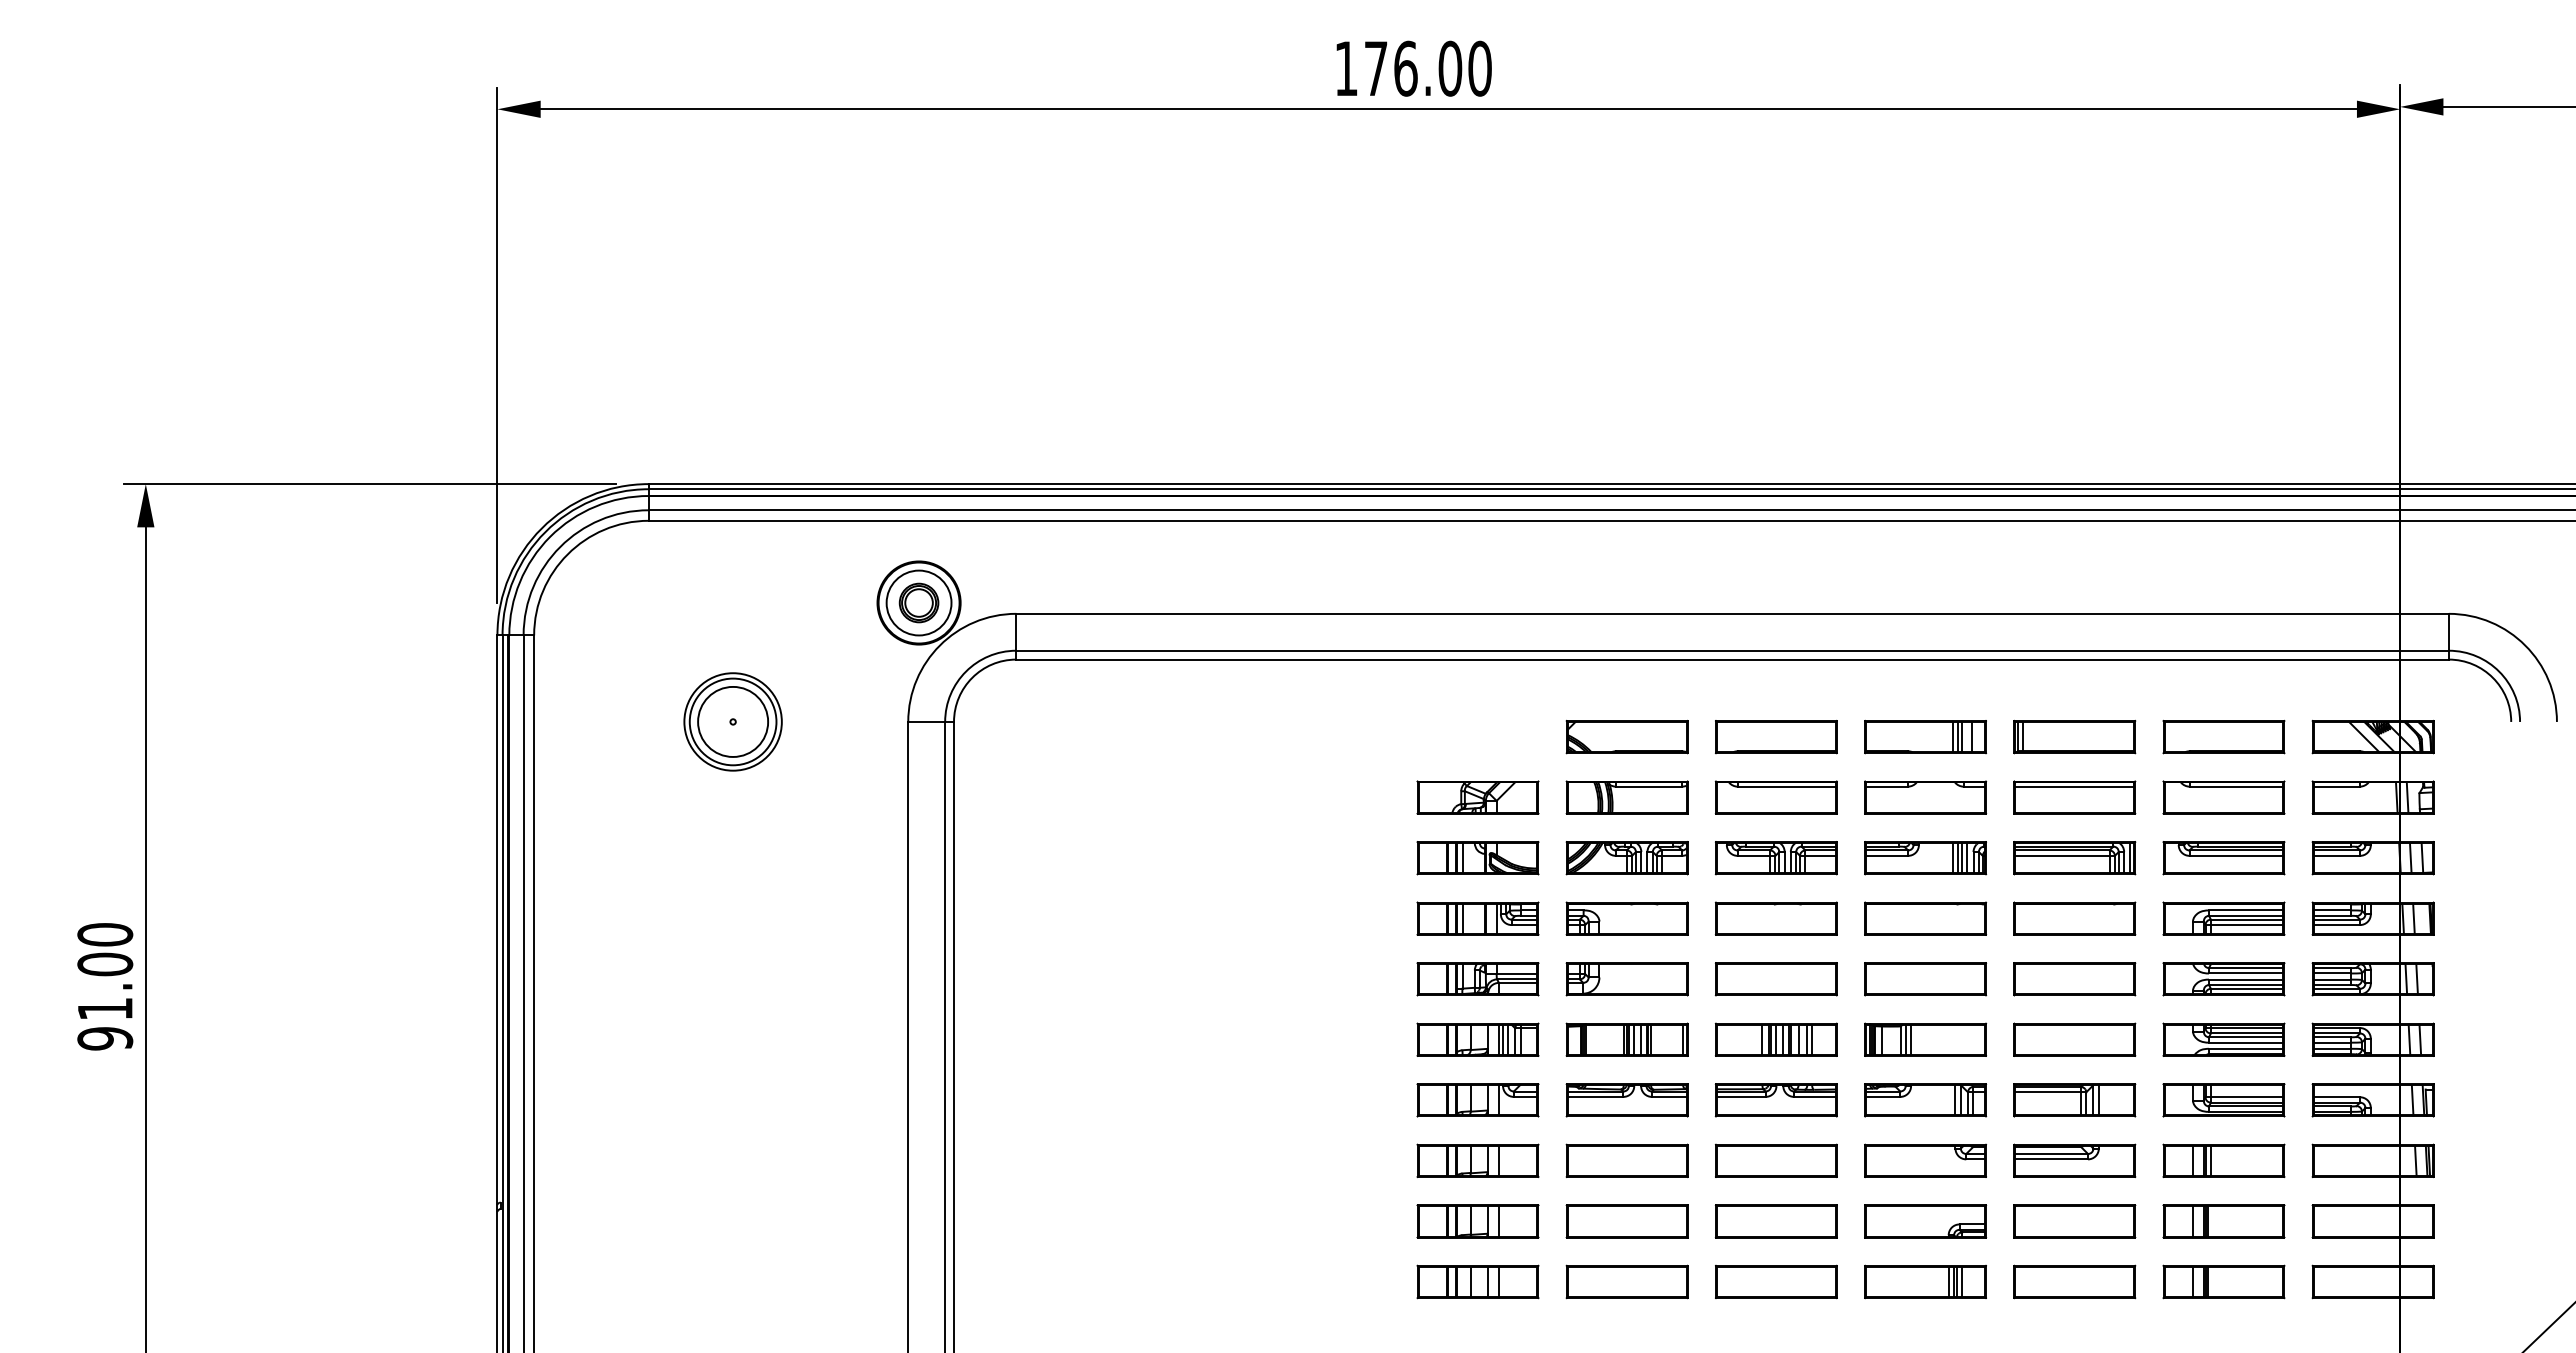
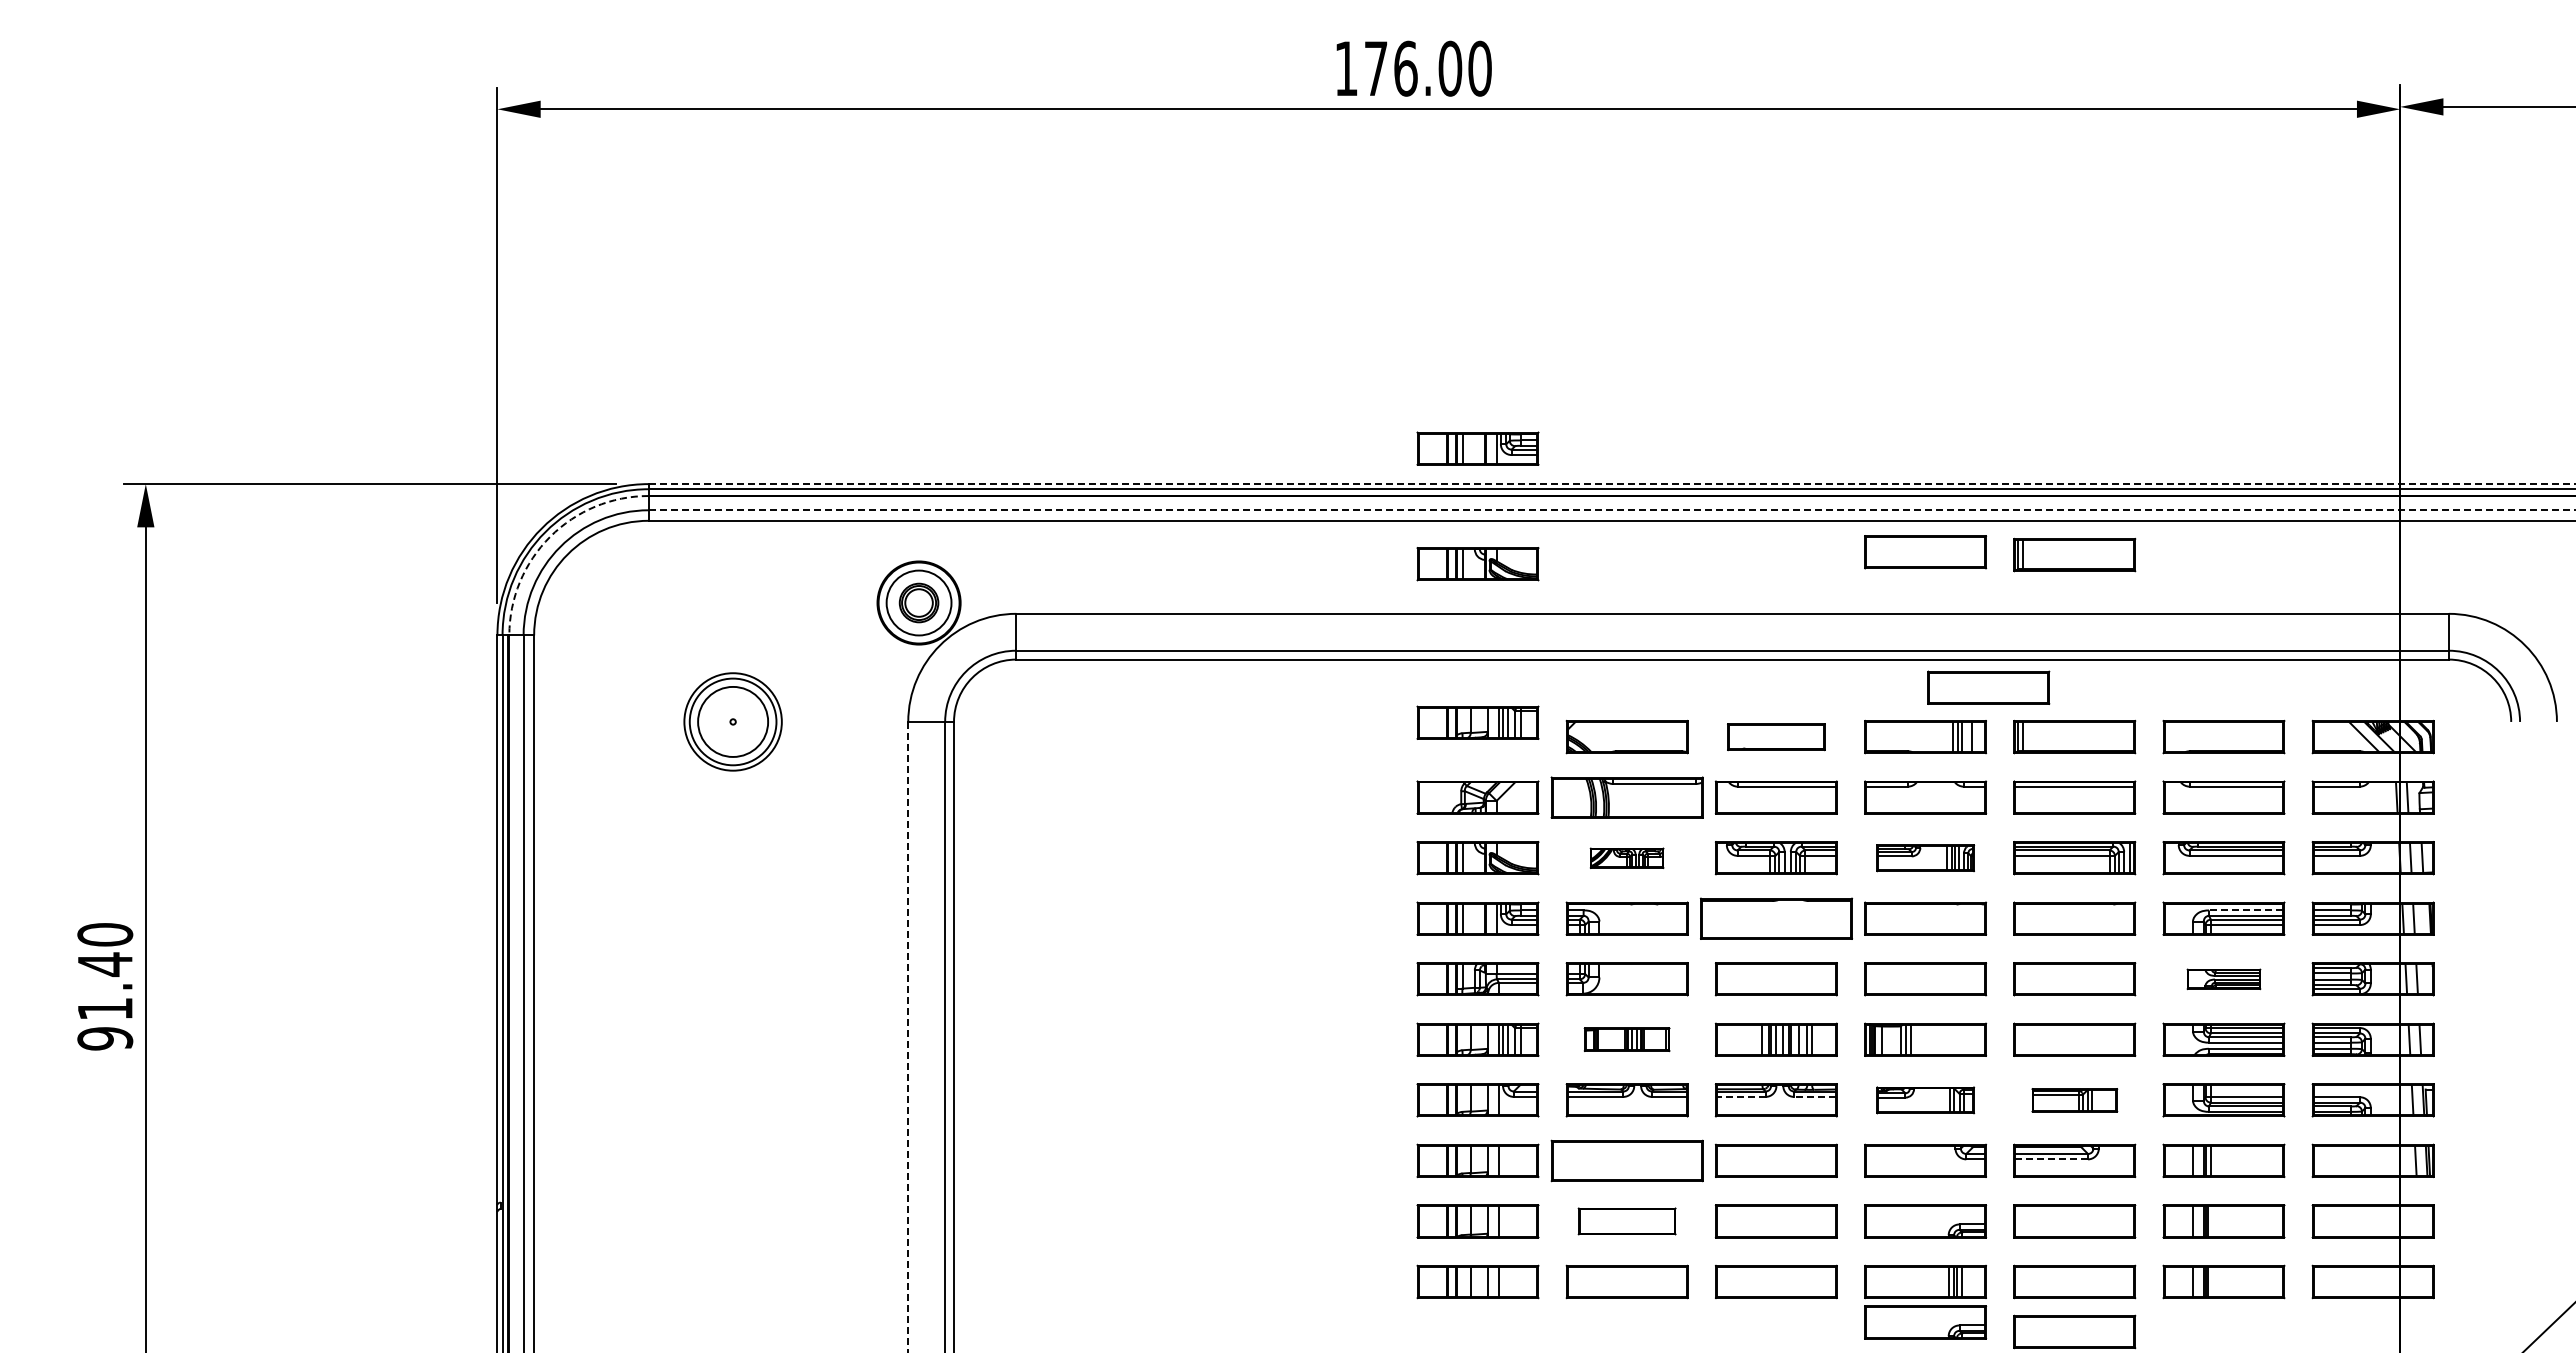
part: none -> present (1477, 448)
line: solid -> dashed (1612, 484)
line: solid -> dashed (1611, 510)
arc: solid -> dashed (550, 536)
part: none -> present (1925, 552)
part: none -> present (2074, 554)
part: none -> present (1477, 564)
part: none -> present (1988, 687)
part: none -> present (1477, 722)
part size: 123x35 px -> 99x29 px (1776, 737)
part size: 124x35 px -> 154x43 px (1626, 797)
part size: 124x35 px -> 76x22 px (1626, 857)
part size: 124x35 px -> 100x29 px (1925, 858)
line: solid -> dashed (2245, 910)
part size: 124x35 px -> 155x43 px (1776, 918)
text: 91.00 -> 91.40 (105, 964)
part size: 124x35 px -> 76x23 px (2223, 979)
line: solid -> dashed (908, 1037)
part size: 124x35 px -> 88x25 px (1626, 1039)
line: solid -> dashed (1740, 1096)
line: solid -> dashed (1814, 1096)
part size: 124x35 px -> 100x29 px (1925, 1100)
part size: 124x35 px -> 88x25 px (2074, 1100)
line: solid -> dashed (2051, 1159)
part size: 124x35 px -> 154x44 px (1626, 1160)
part size: 124x35 px -> 100x29 px (1626, 1221)
part: none -> present (1925, 1322)
part: none -> present (2074, 1331)
